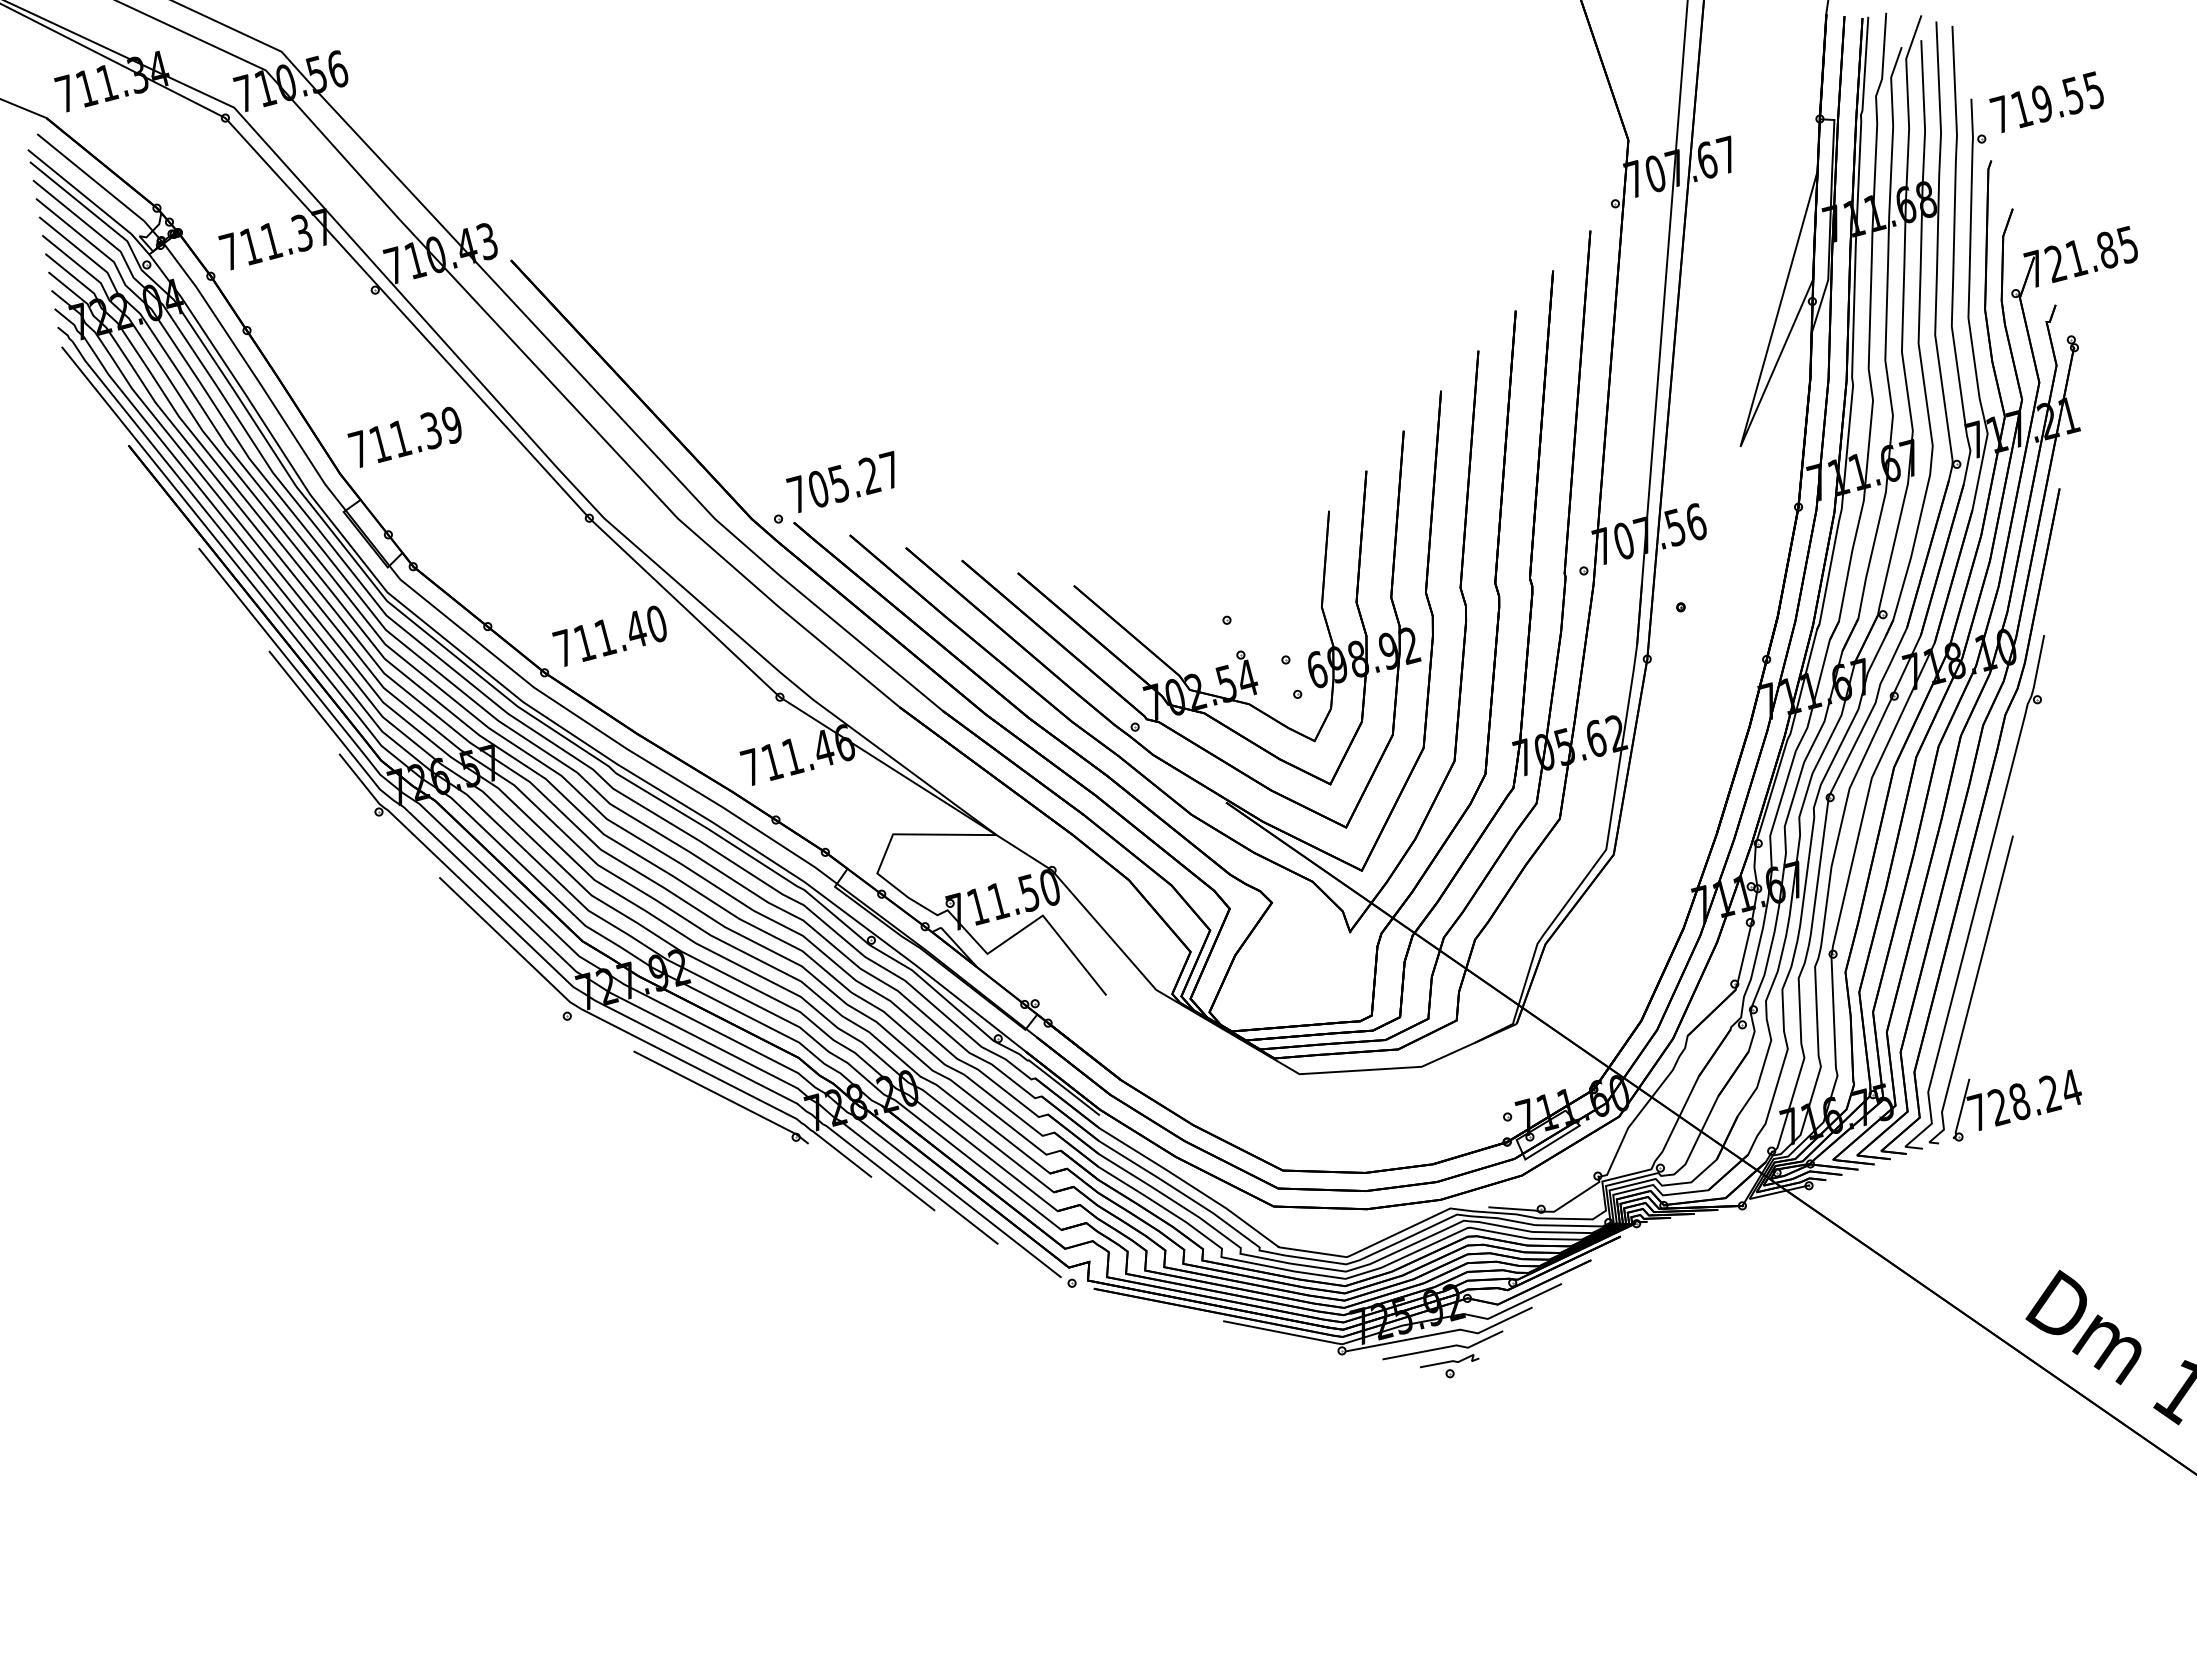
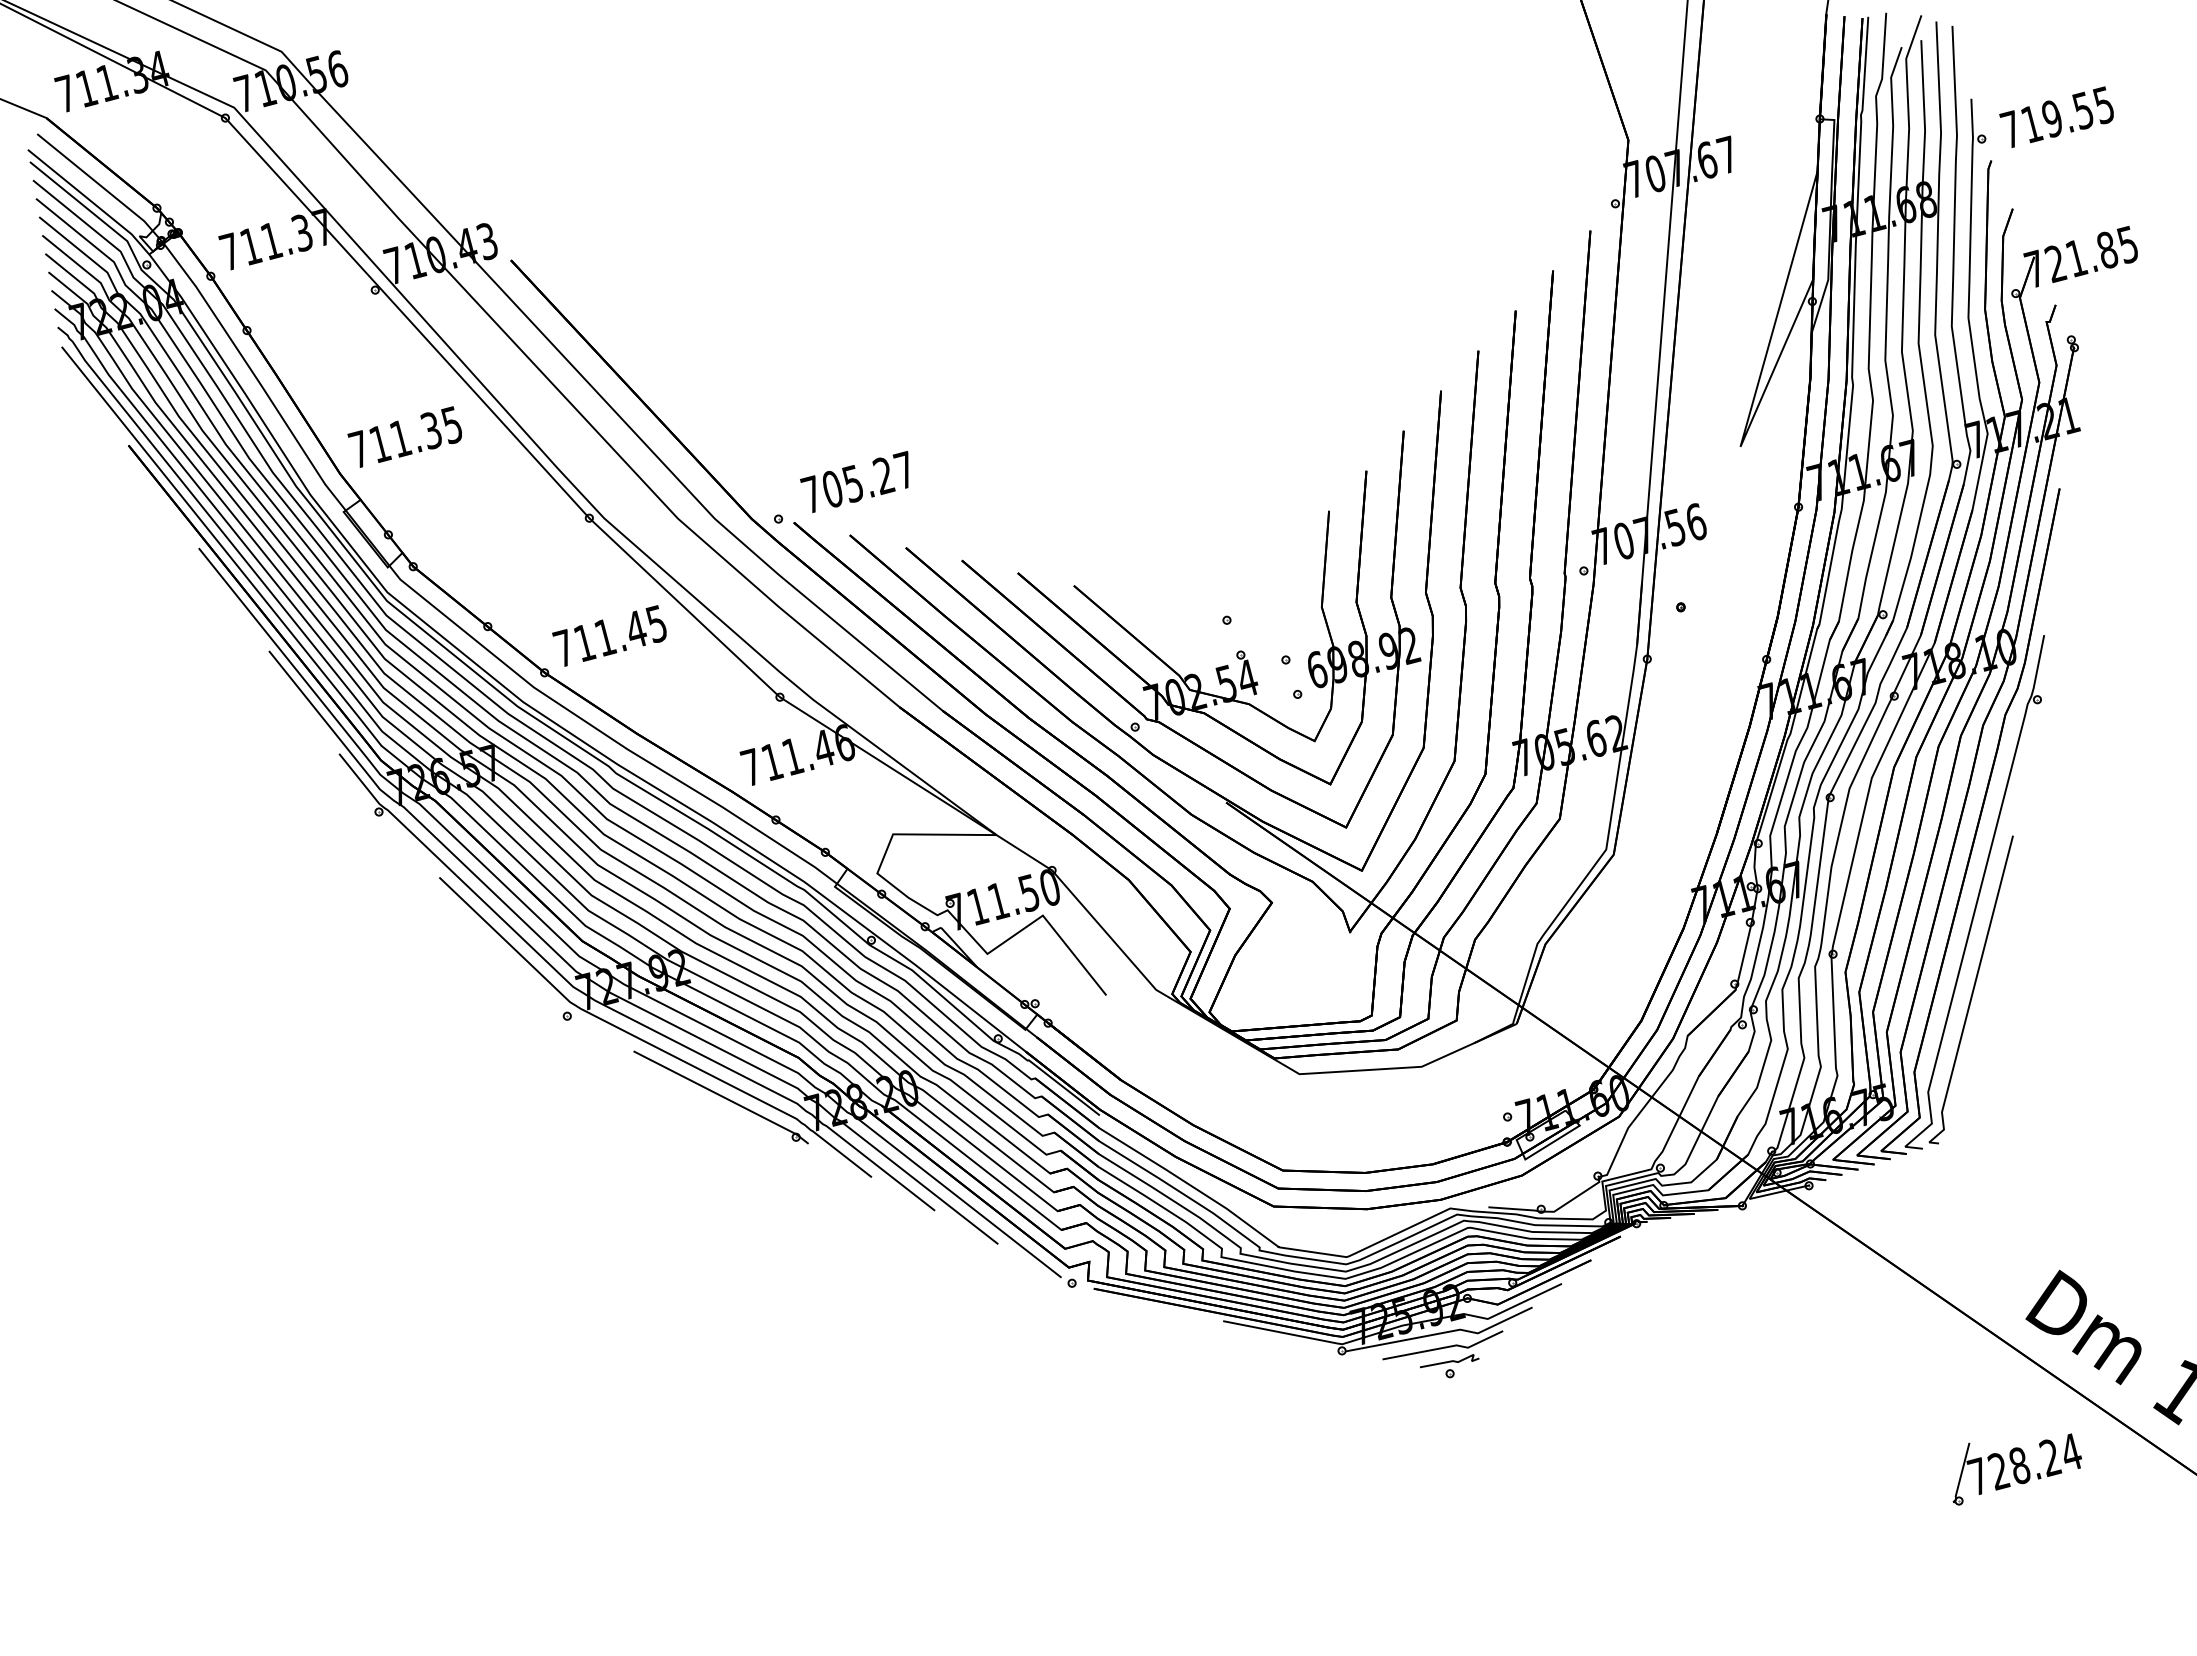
text position: (2046, 101) -> (2056, 116) (2056, 116)
text: 711.39 -> 711.35 (451, 425)
text position: (840, 481) -> (854, 481) (854, 481)
text: 711.40 -> 711.45 (655, 623)
part position: (2016, 1105) -> (2016, 1469) (2016, 1469)
